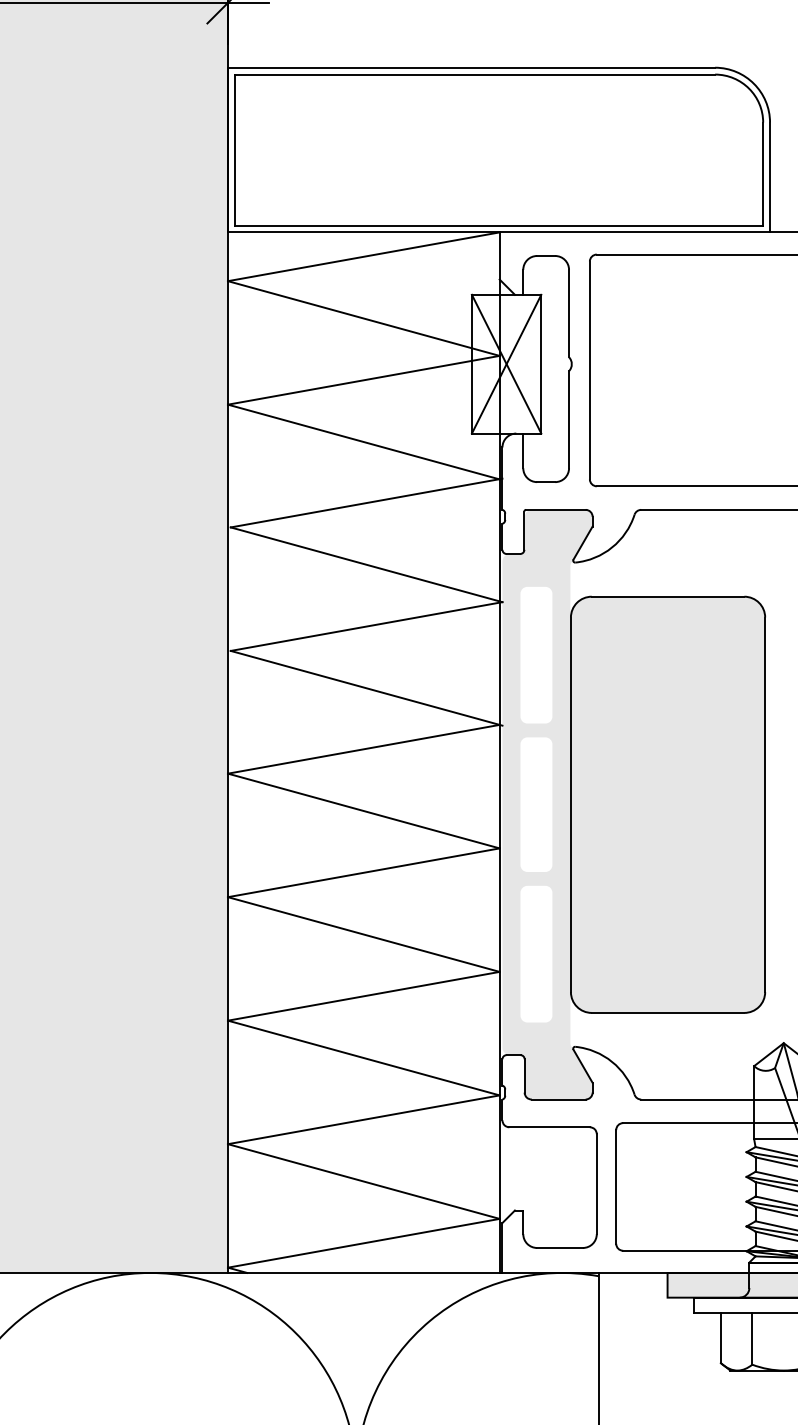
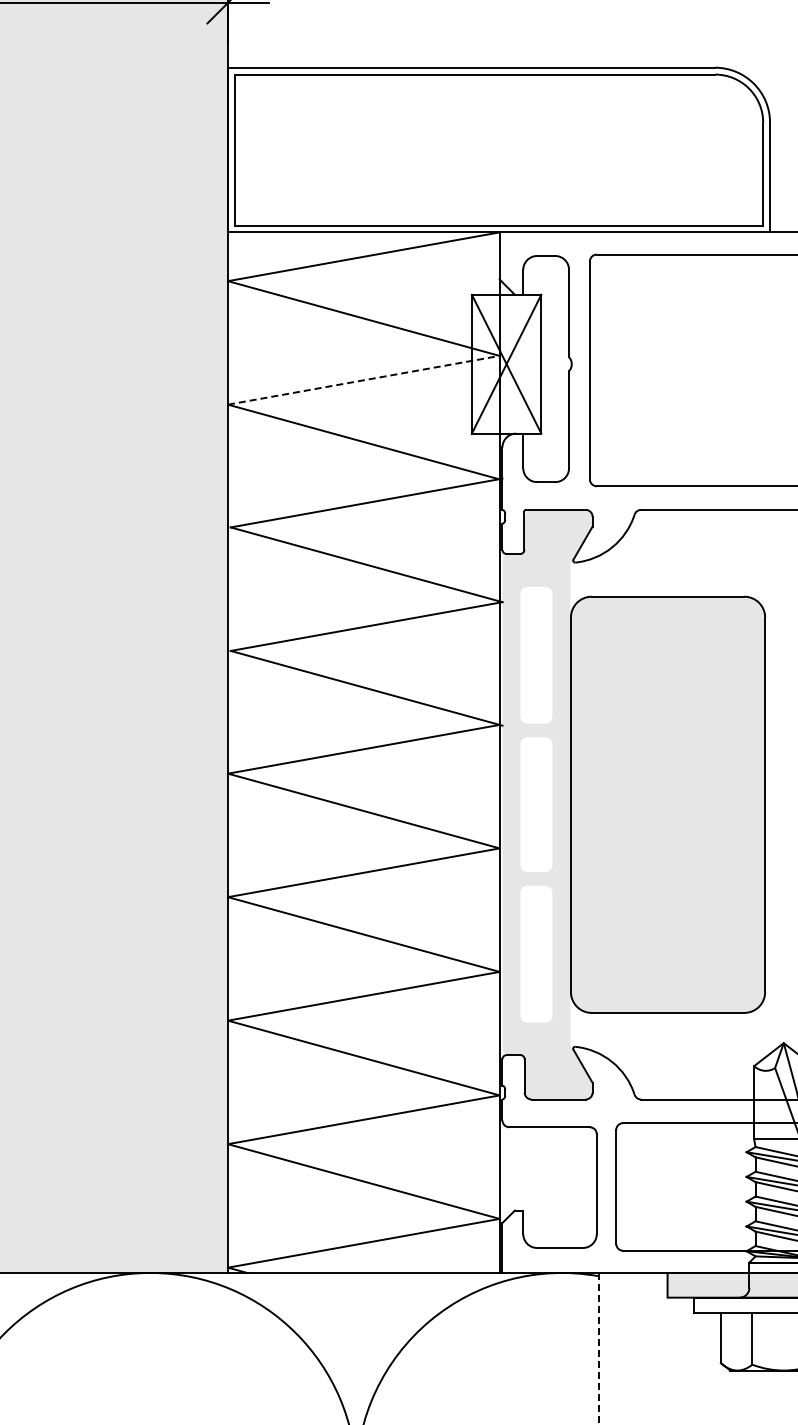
line: solid -> dashed (364, 380)
line: solid -> dashed (598, 1348)
